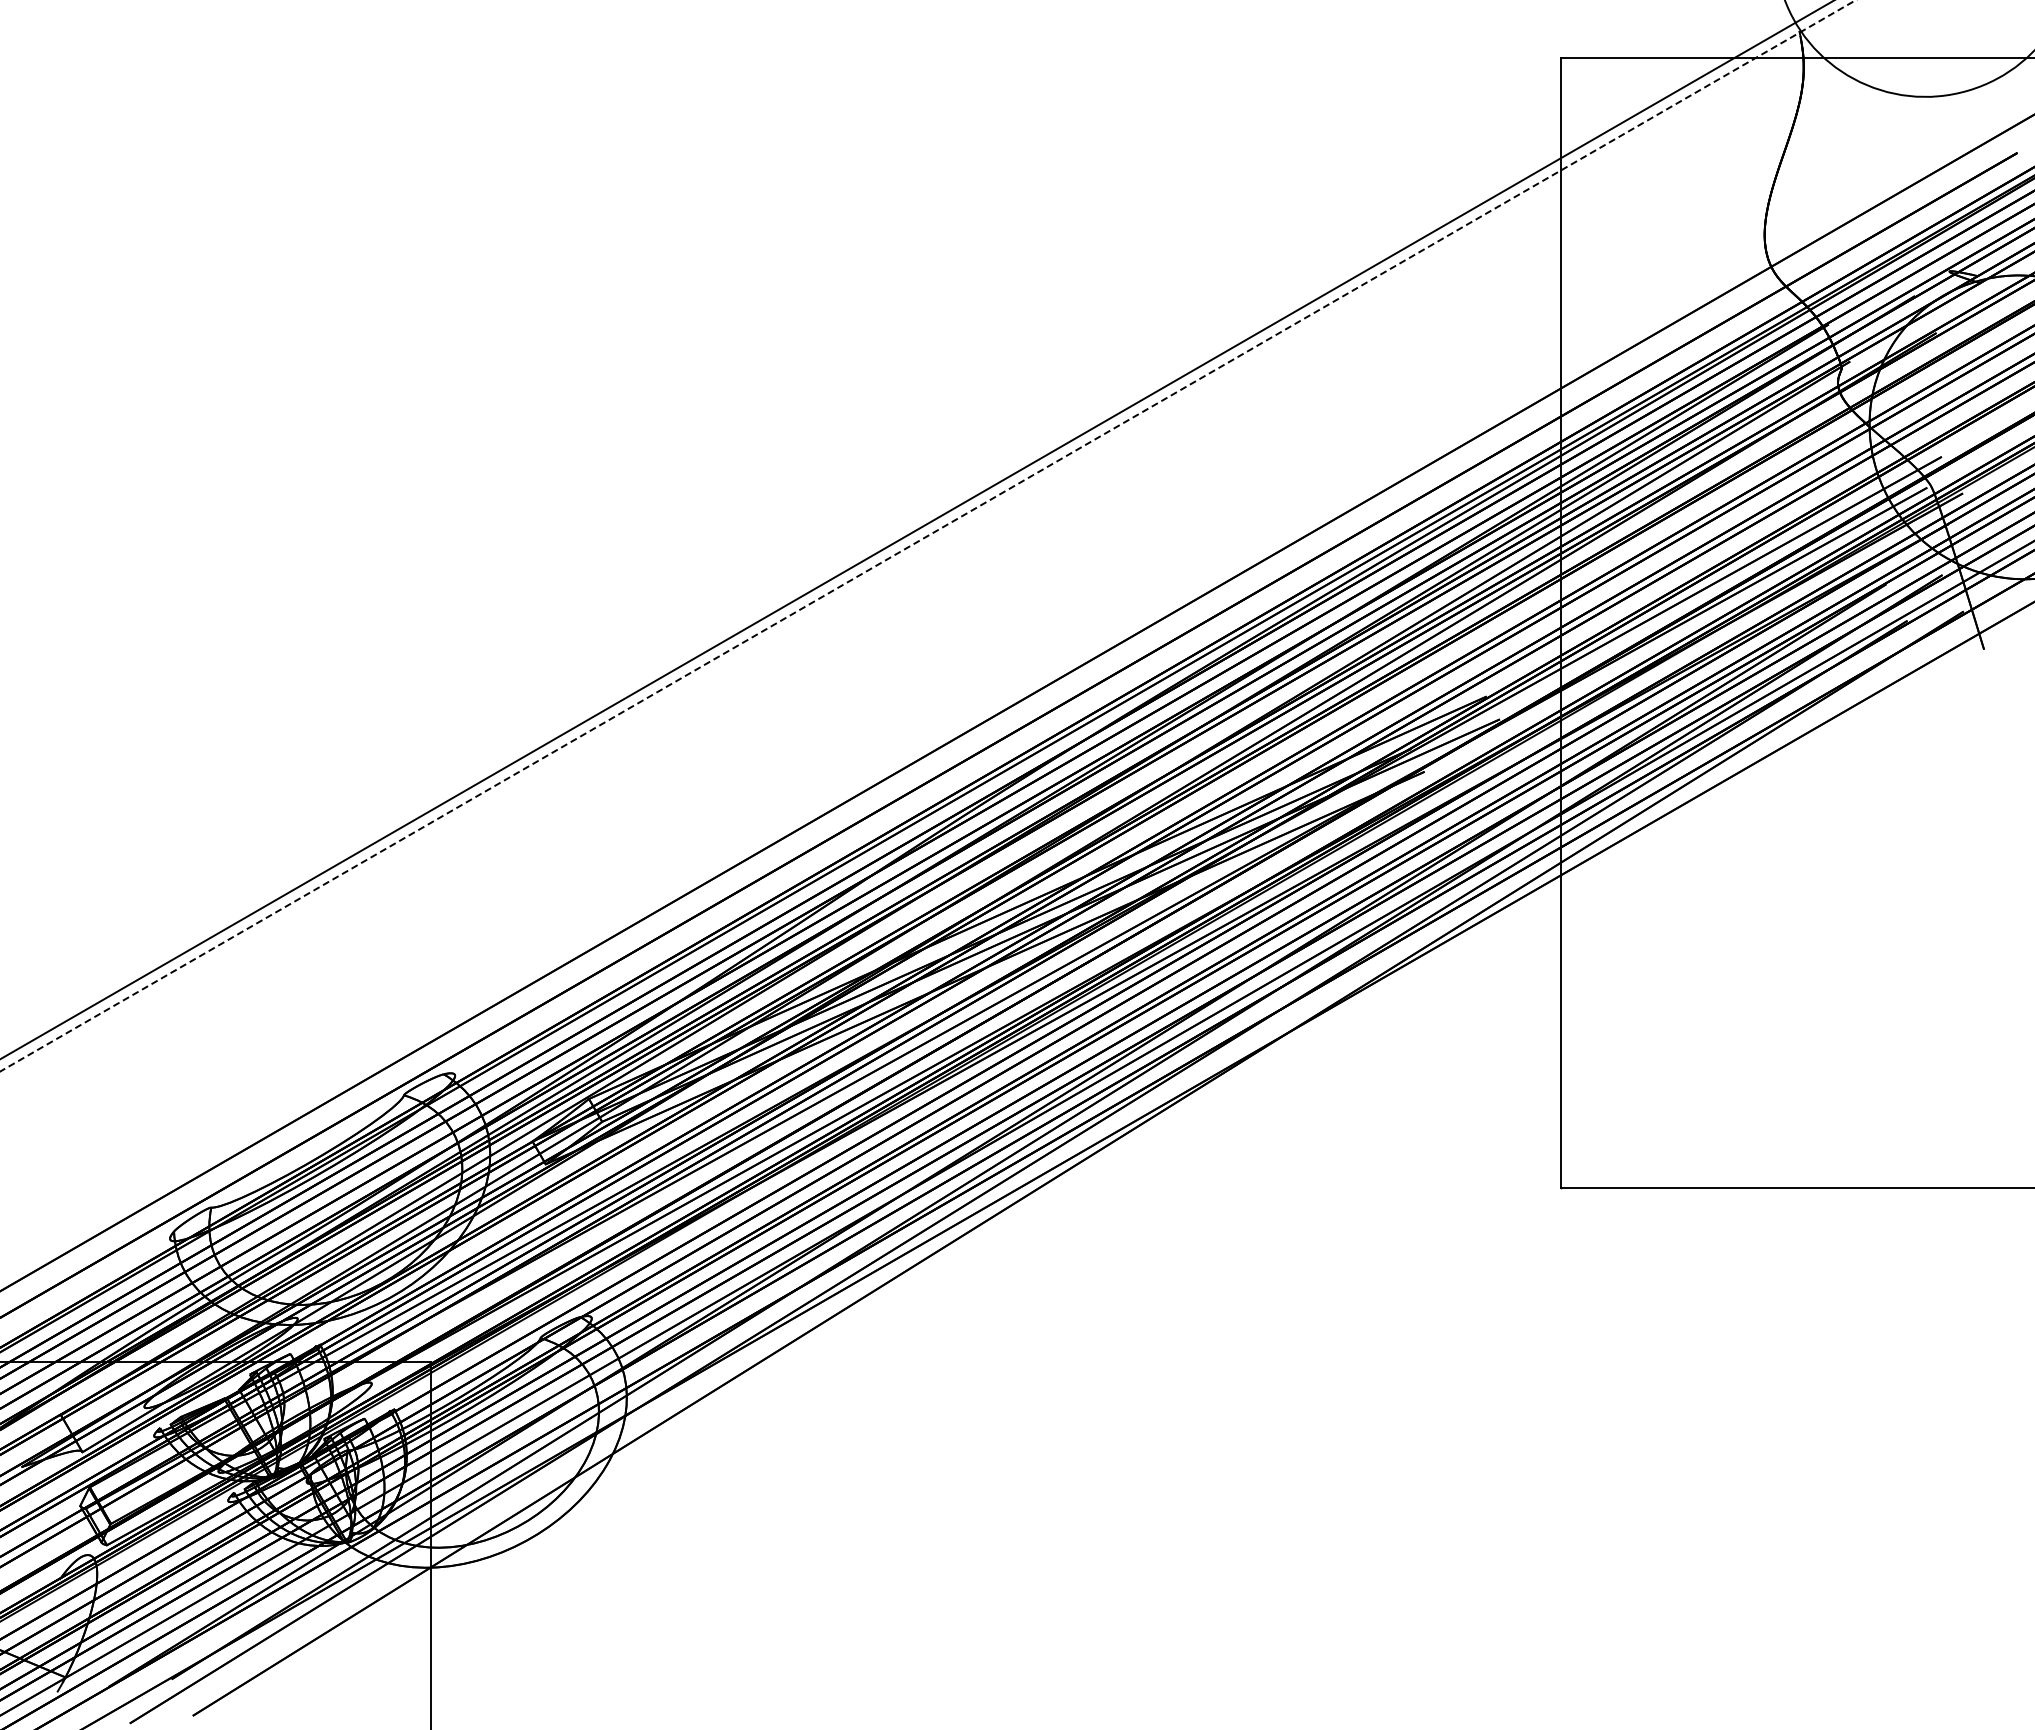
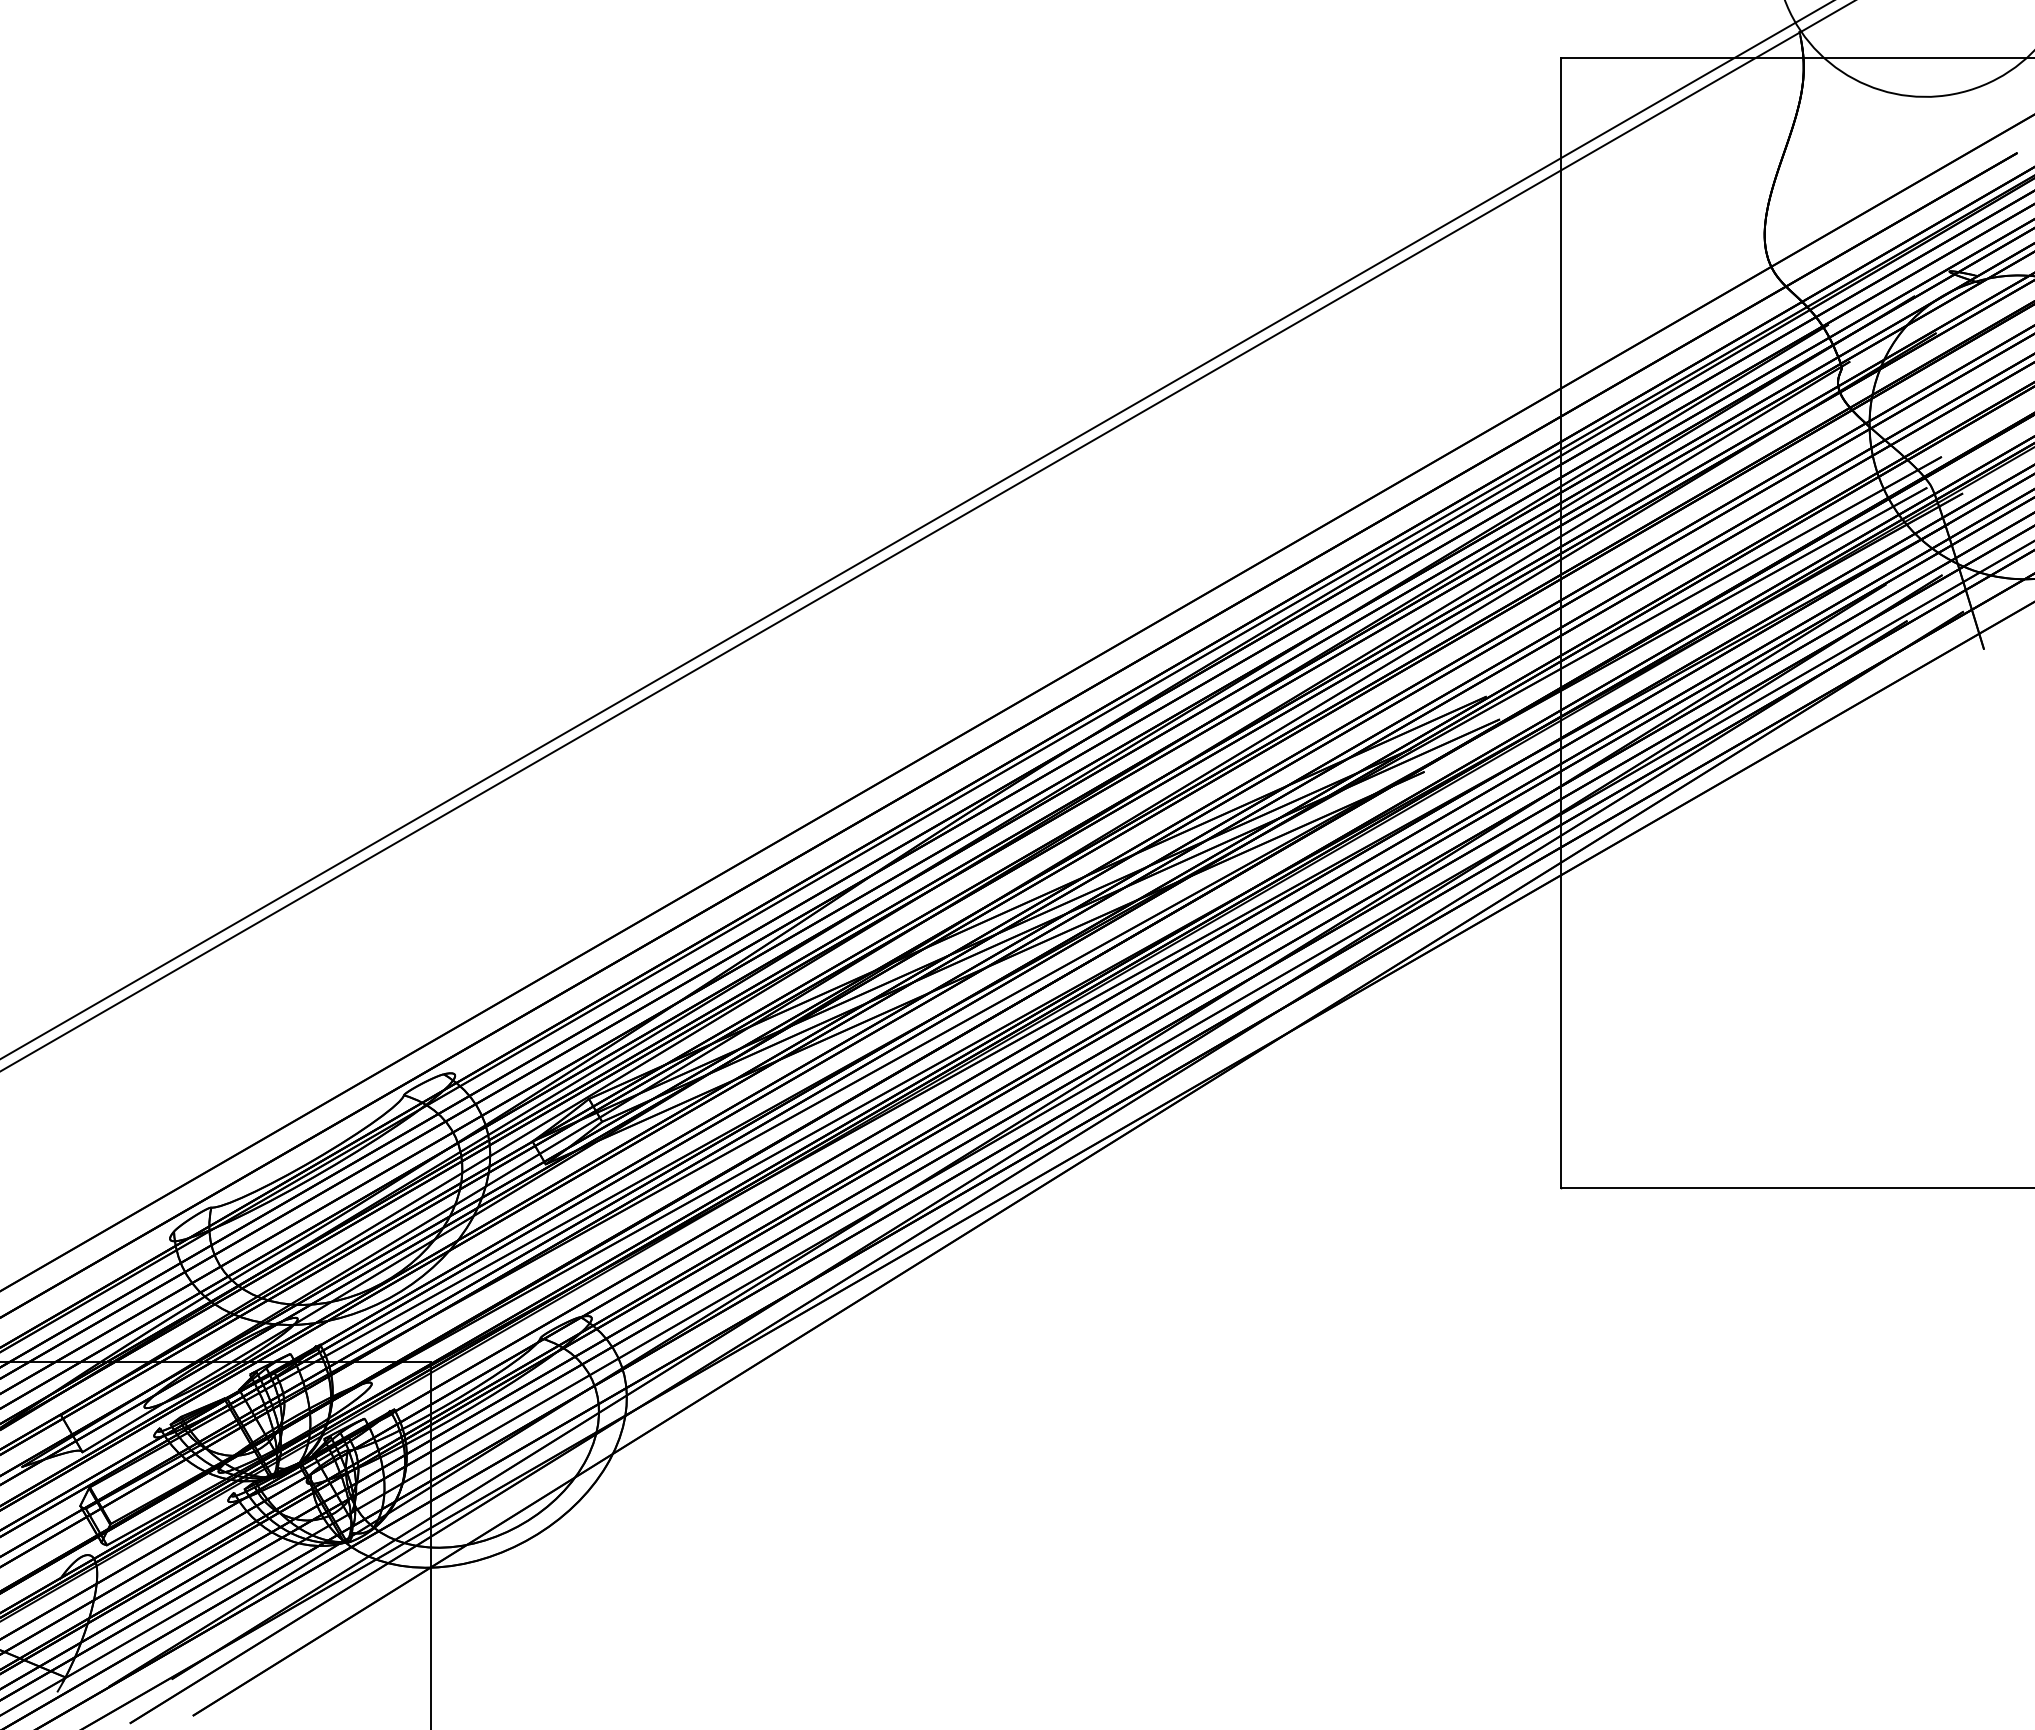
line: dashed -> solid (927, 536)
